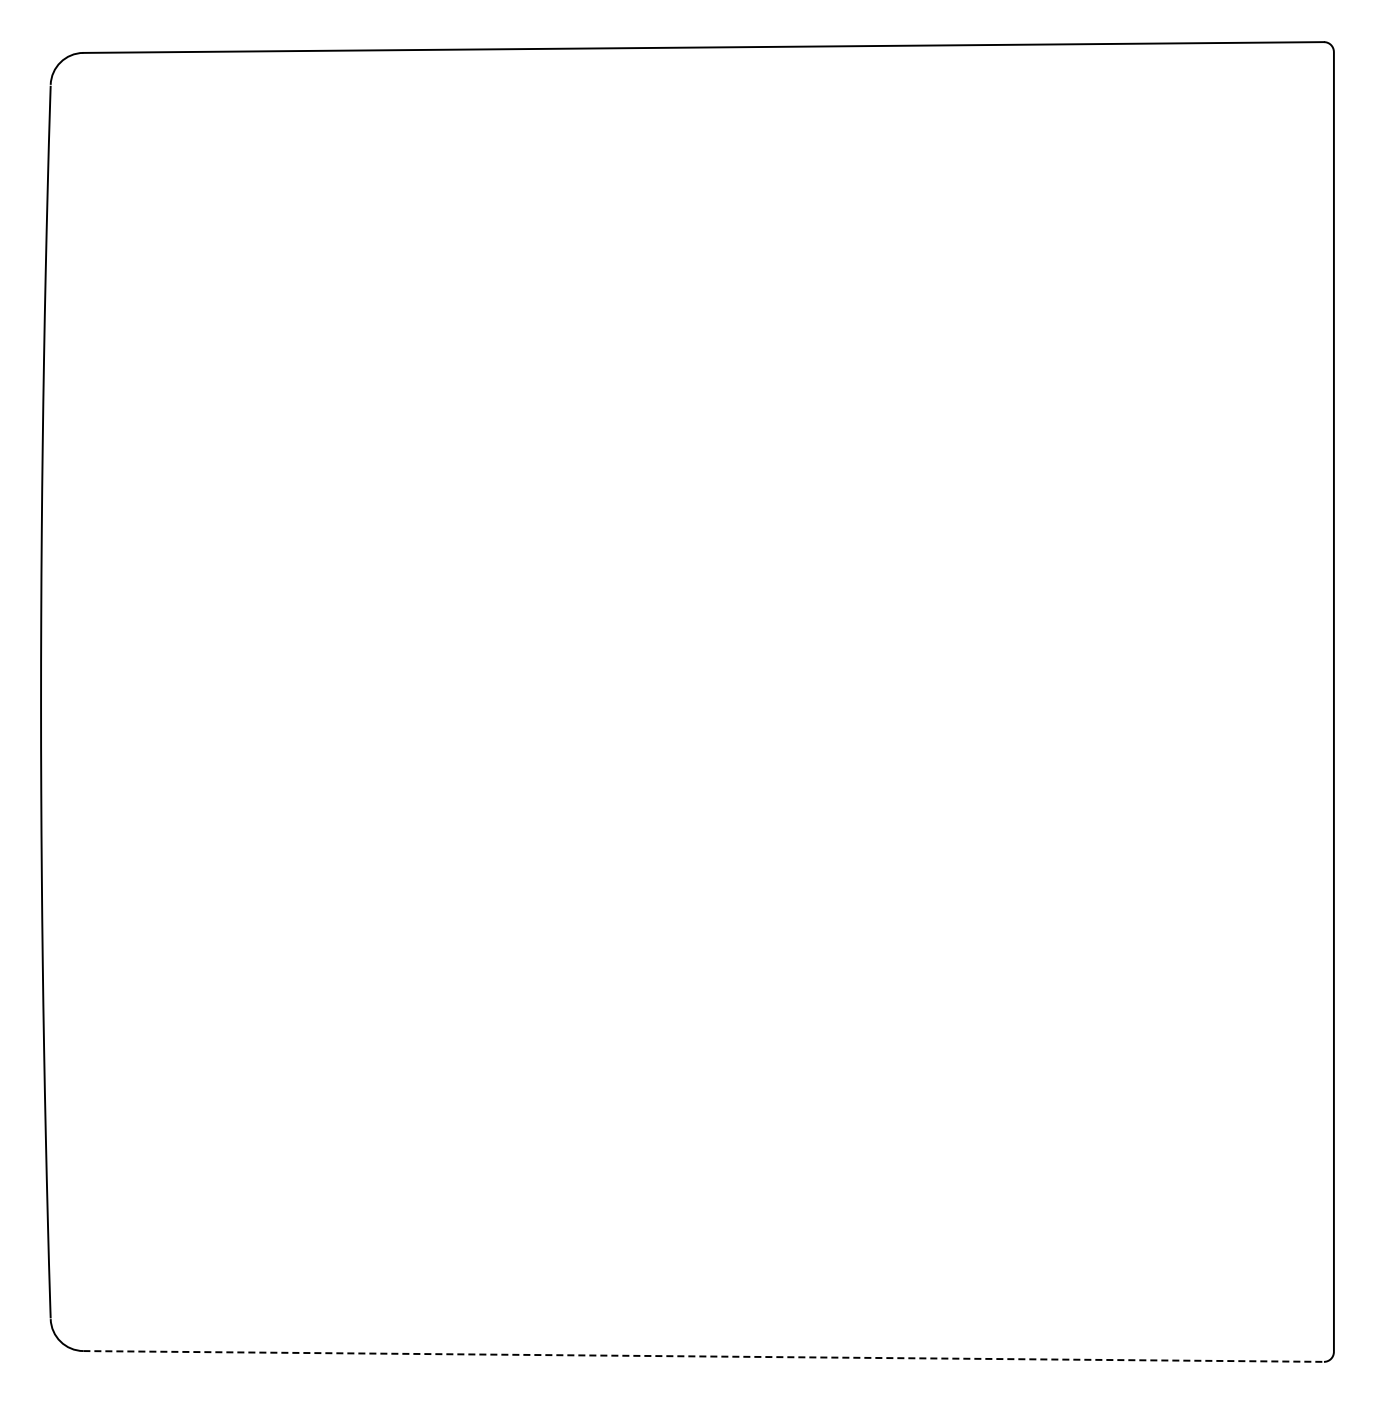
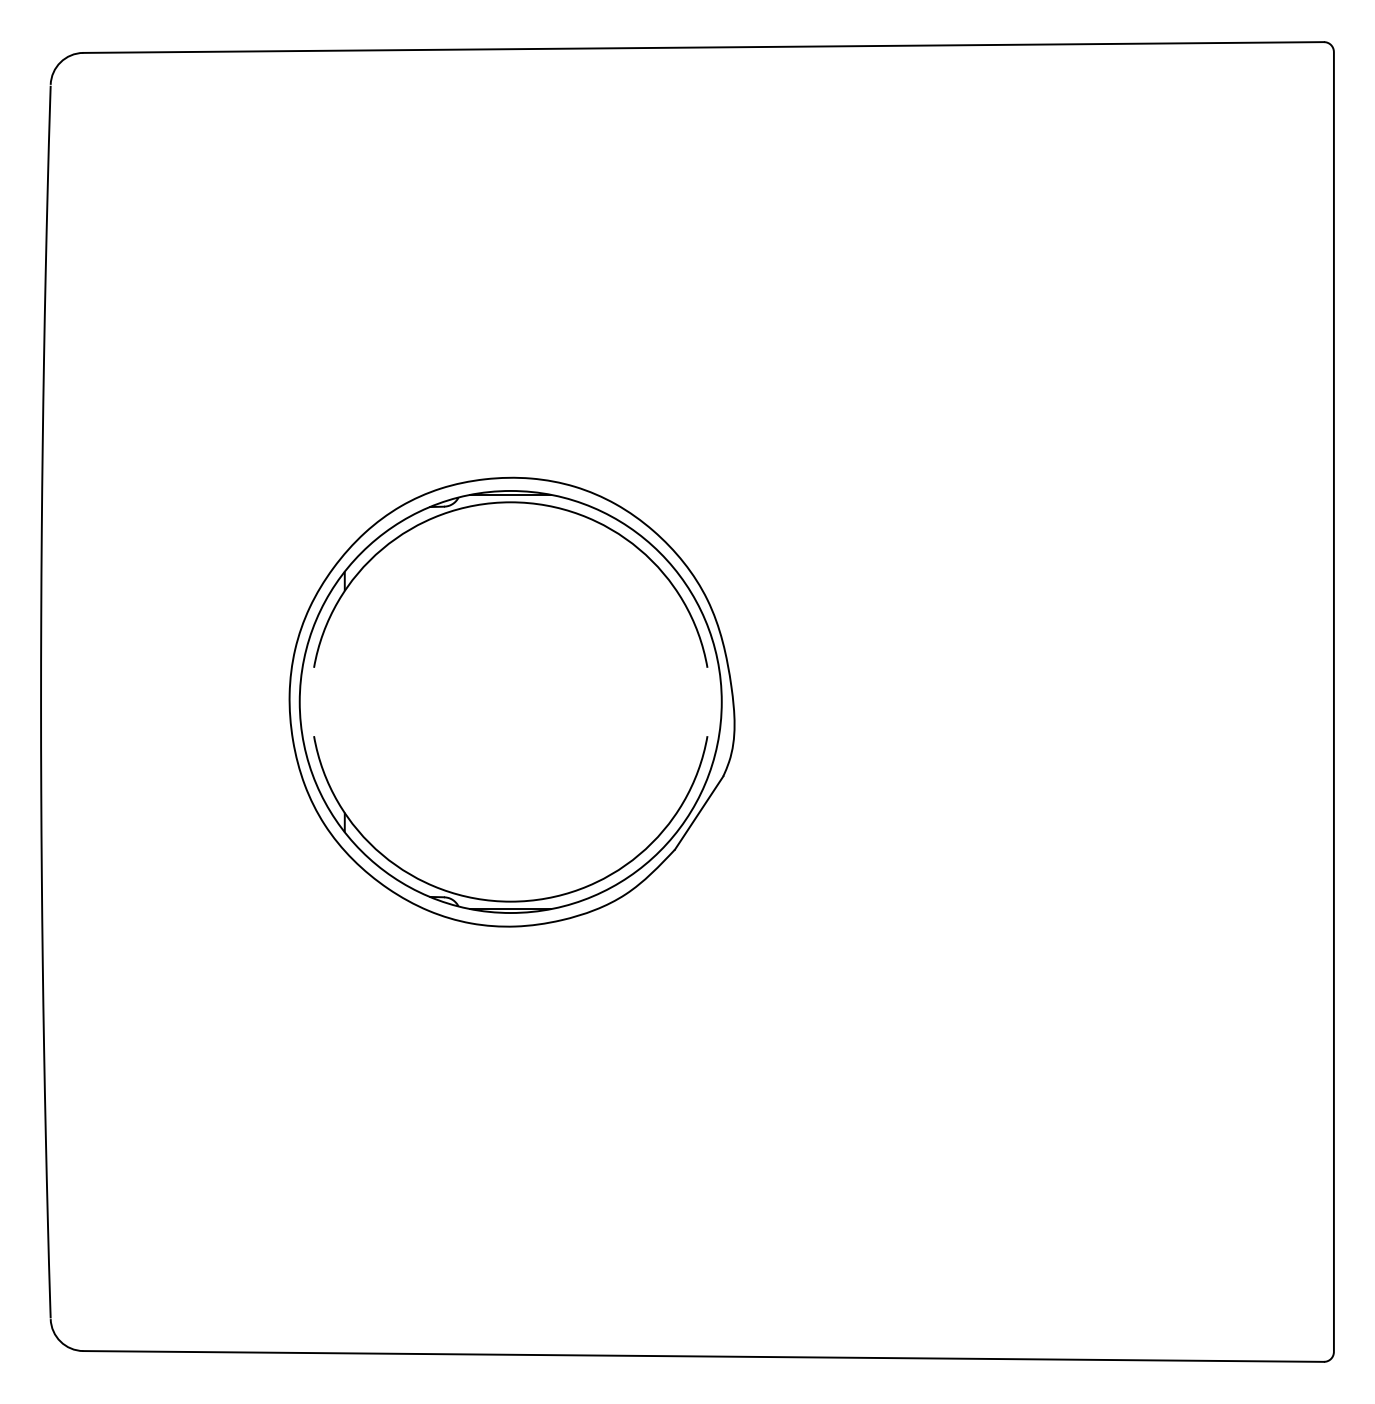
part: none -> present (511, 701)
line: dashed -> solid (704, 1356)
